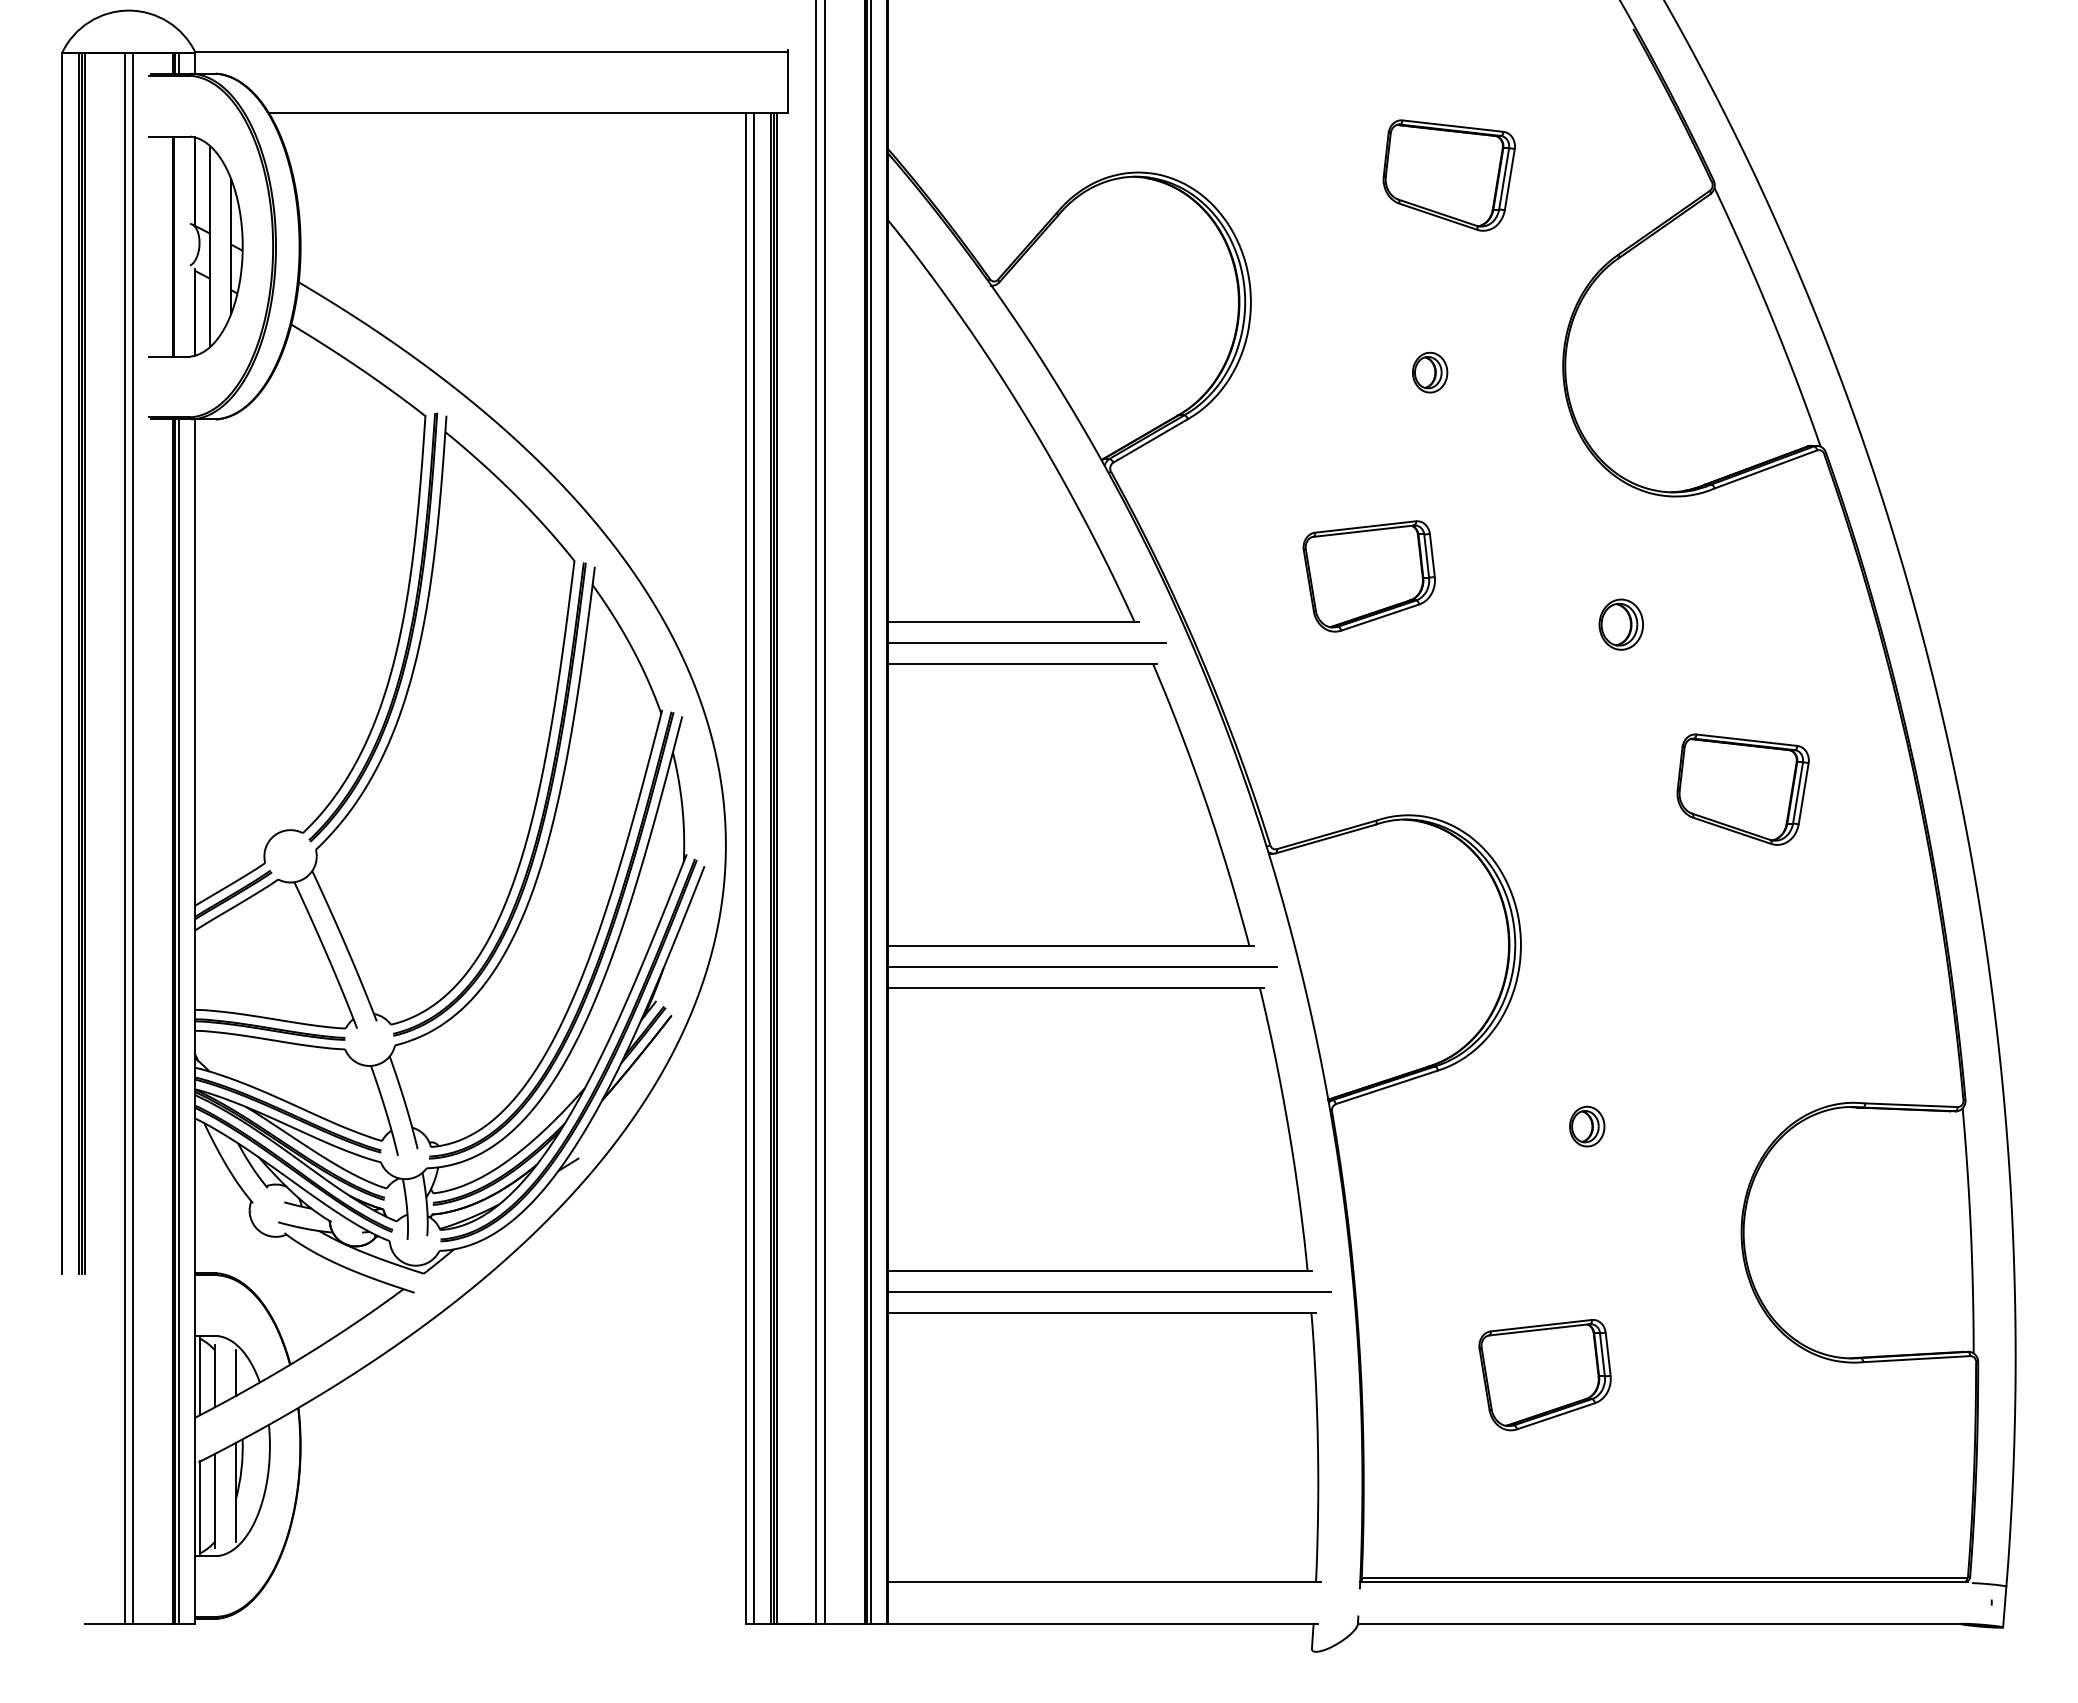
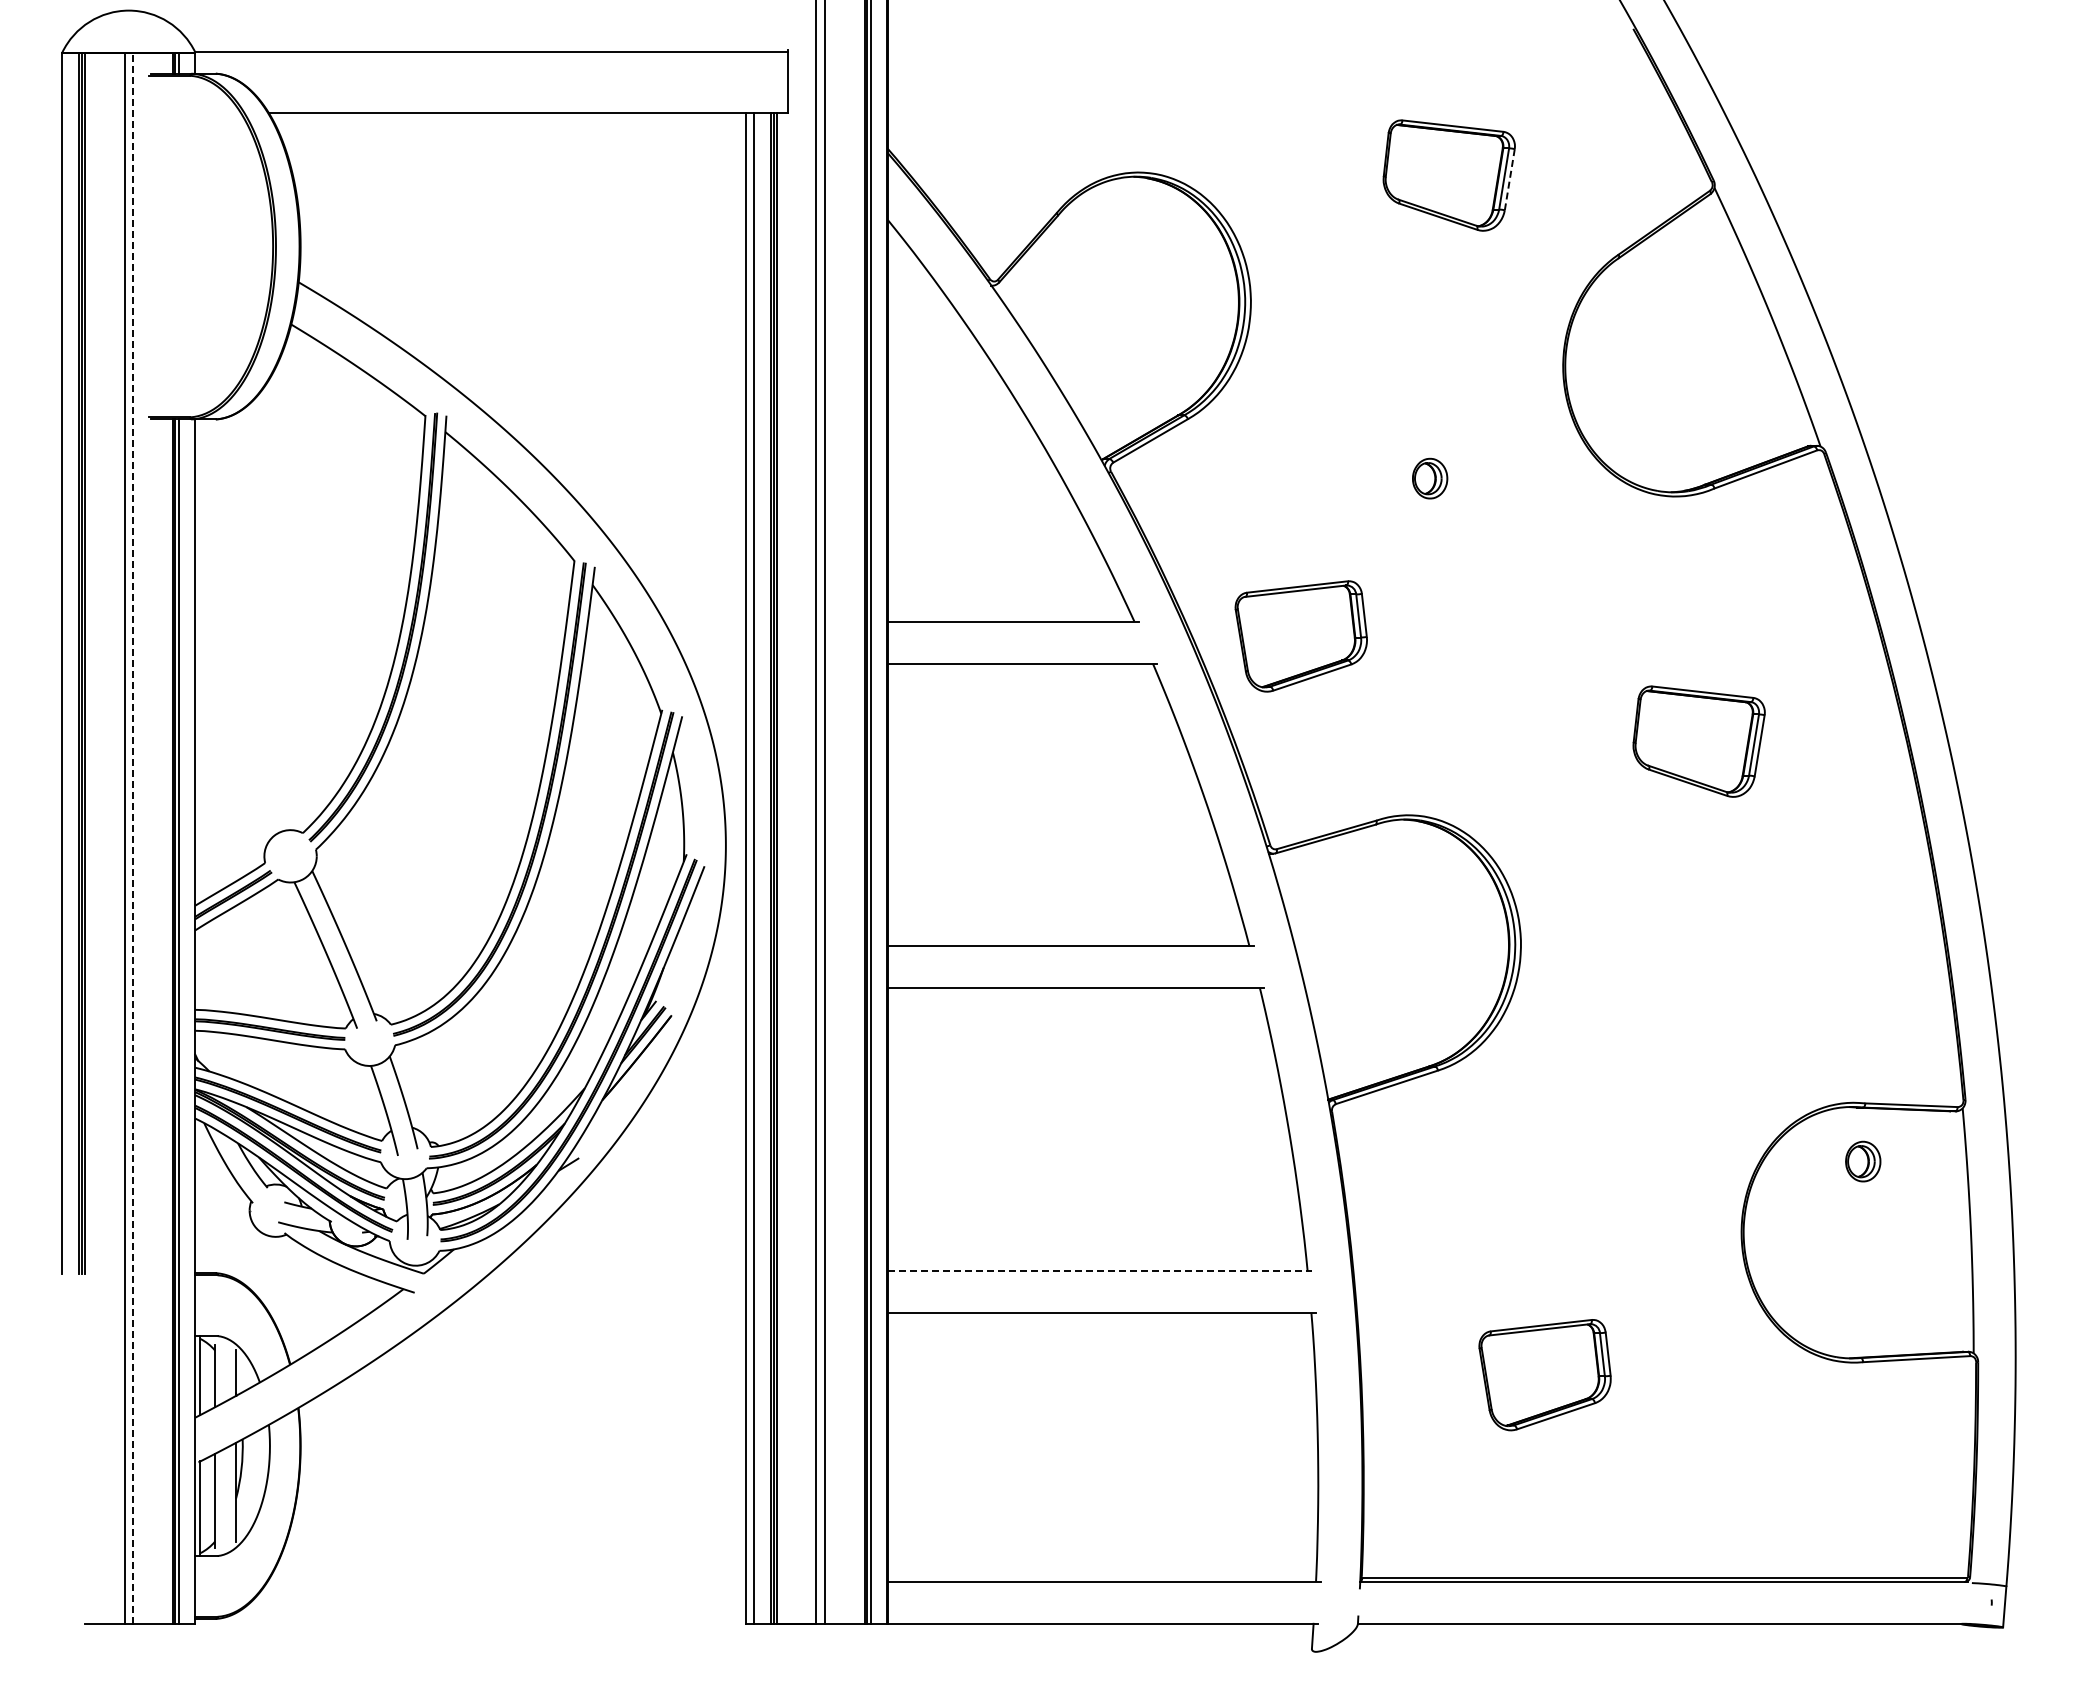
line: solid -> dashed (1509, 179)
part: present -> none (195, 246)
part position: (1430, 372) -> (1430, 478) (1430, 478)
part position: (1368, 576) -> (1300, 636) (1300, 636)
part: present -> none (1620, 624)
line: present -> none (1026, 642)
part position: (1742, 789) -> (1698, 741) (1698, 741)
line: solid -> dashed (133, 838)
line: present -> none (1081, 967)
part position: (1587, 1126) -> (1863, 1161) (1863, 1161)
line: solid -> dashed (1100, 1271)
line: present -> none (1109, 1292)
